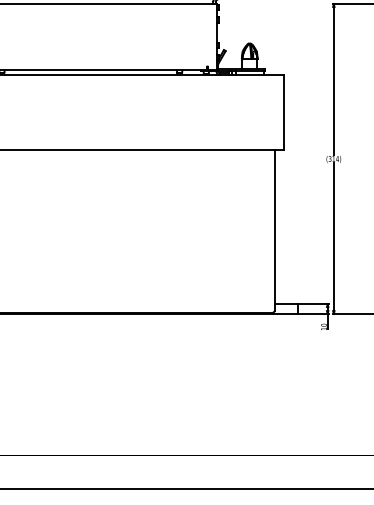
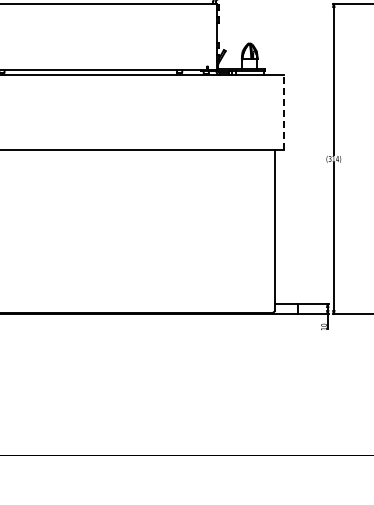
line: solid -> dashed (284, 112)
line: present -> none (186, 488)
